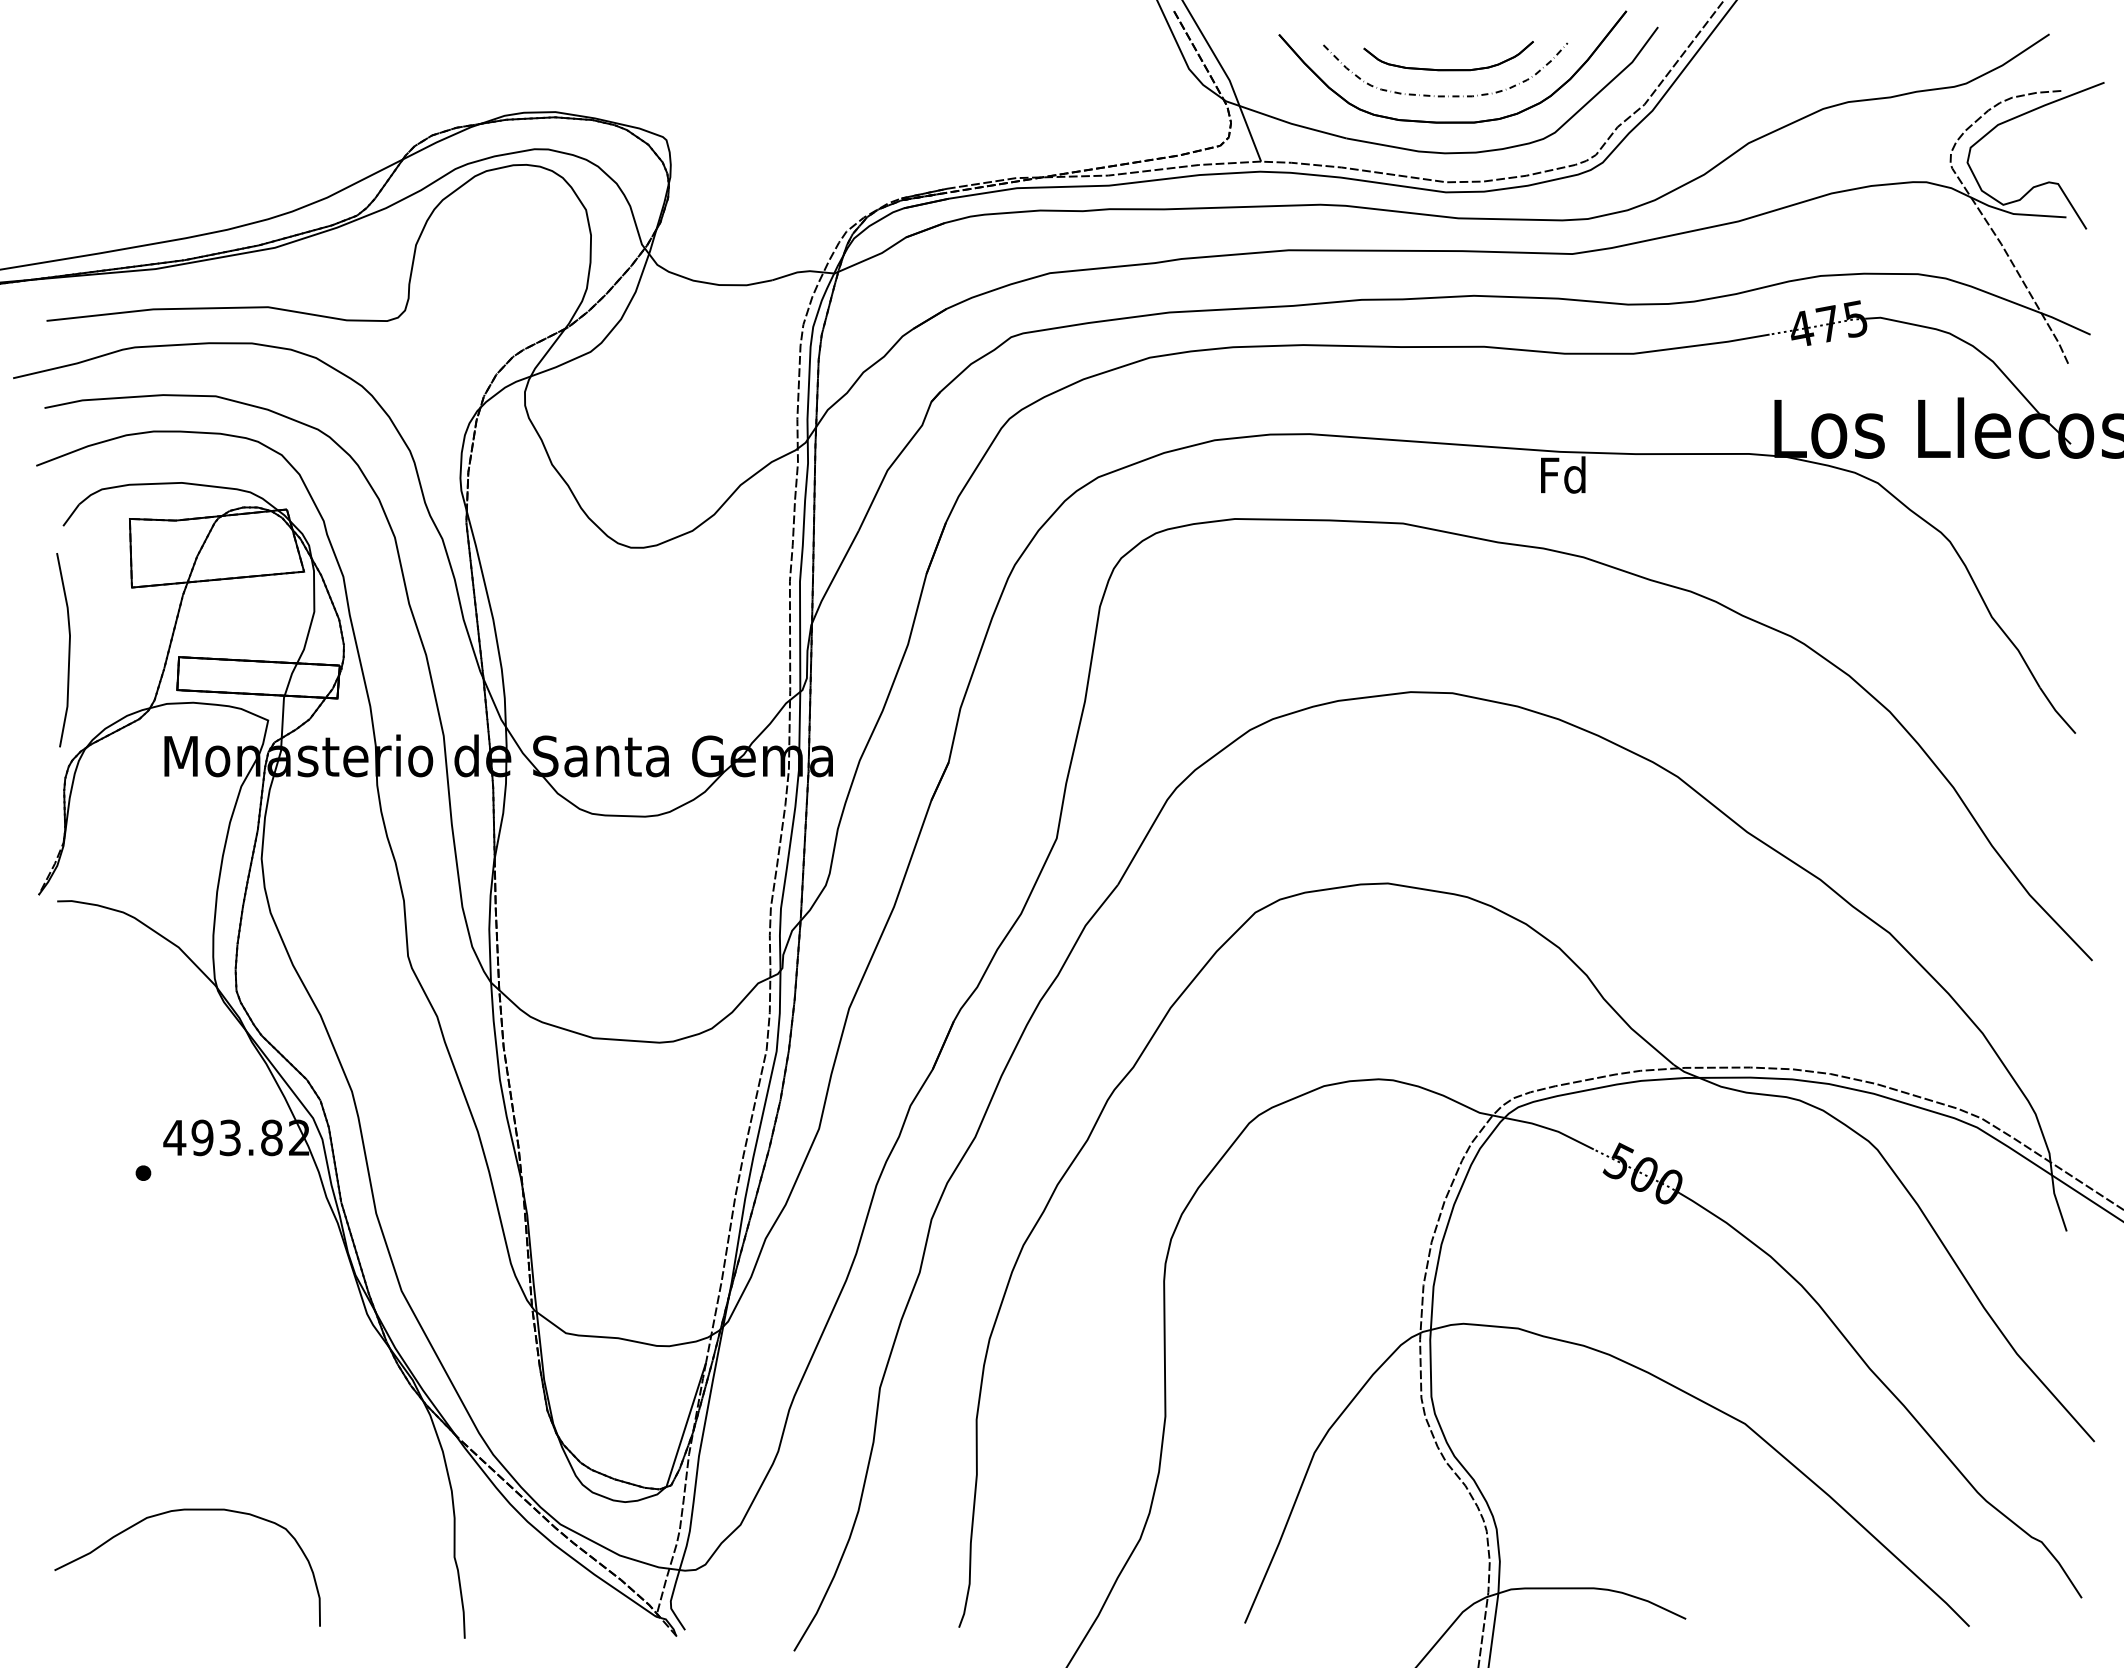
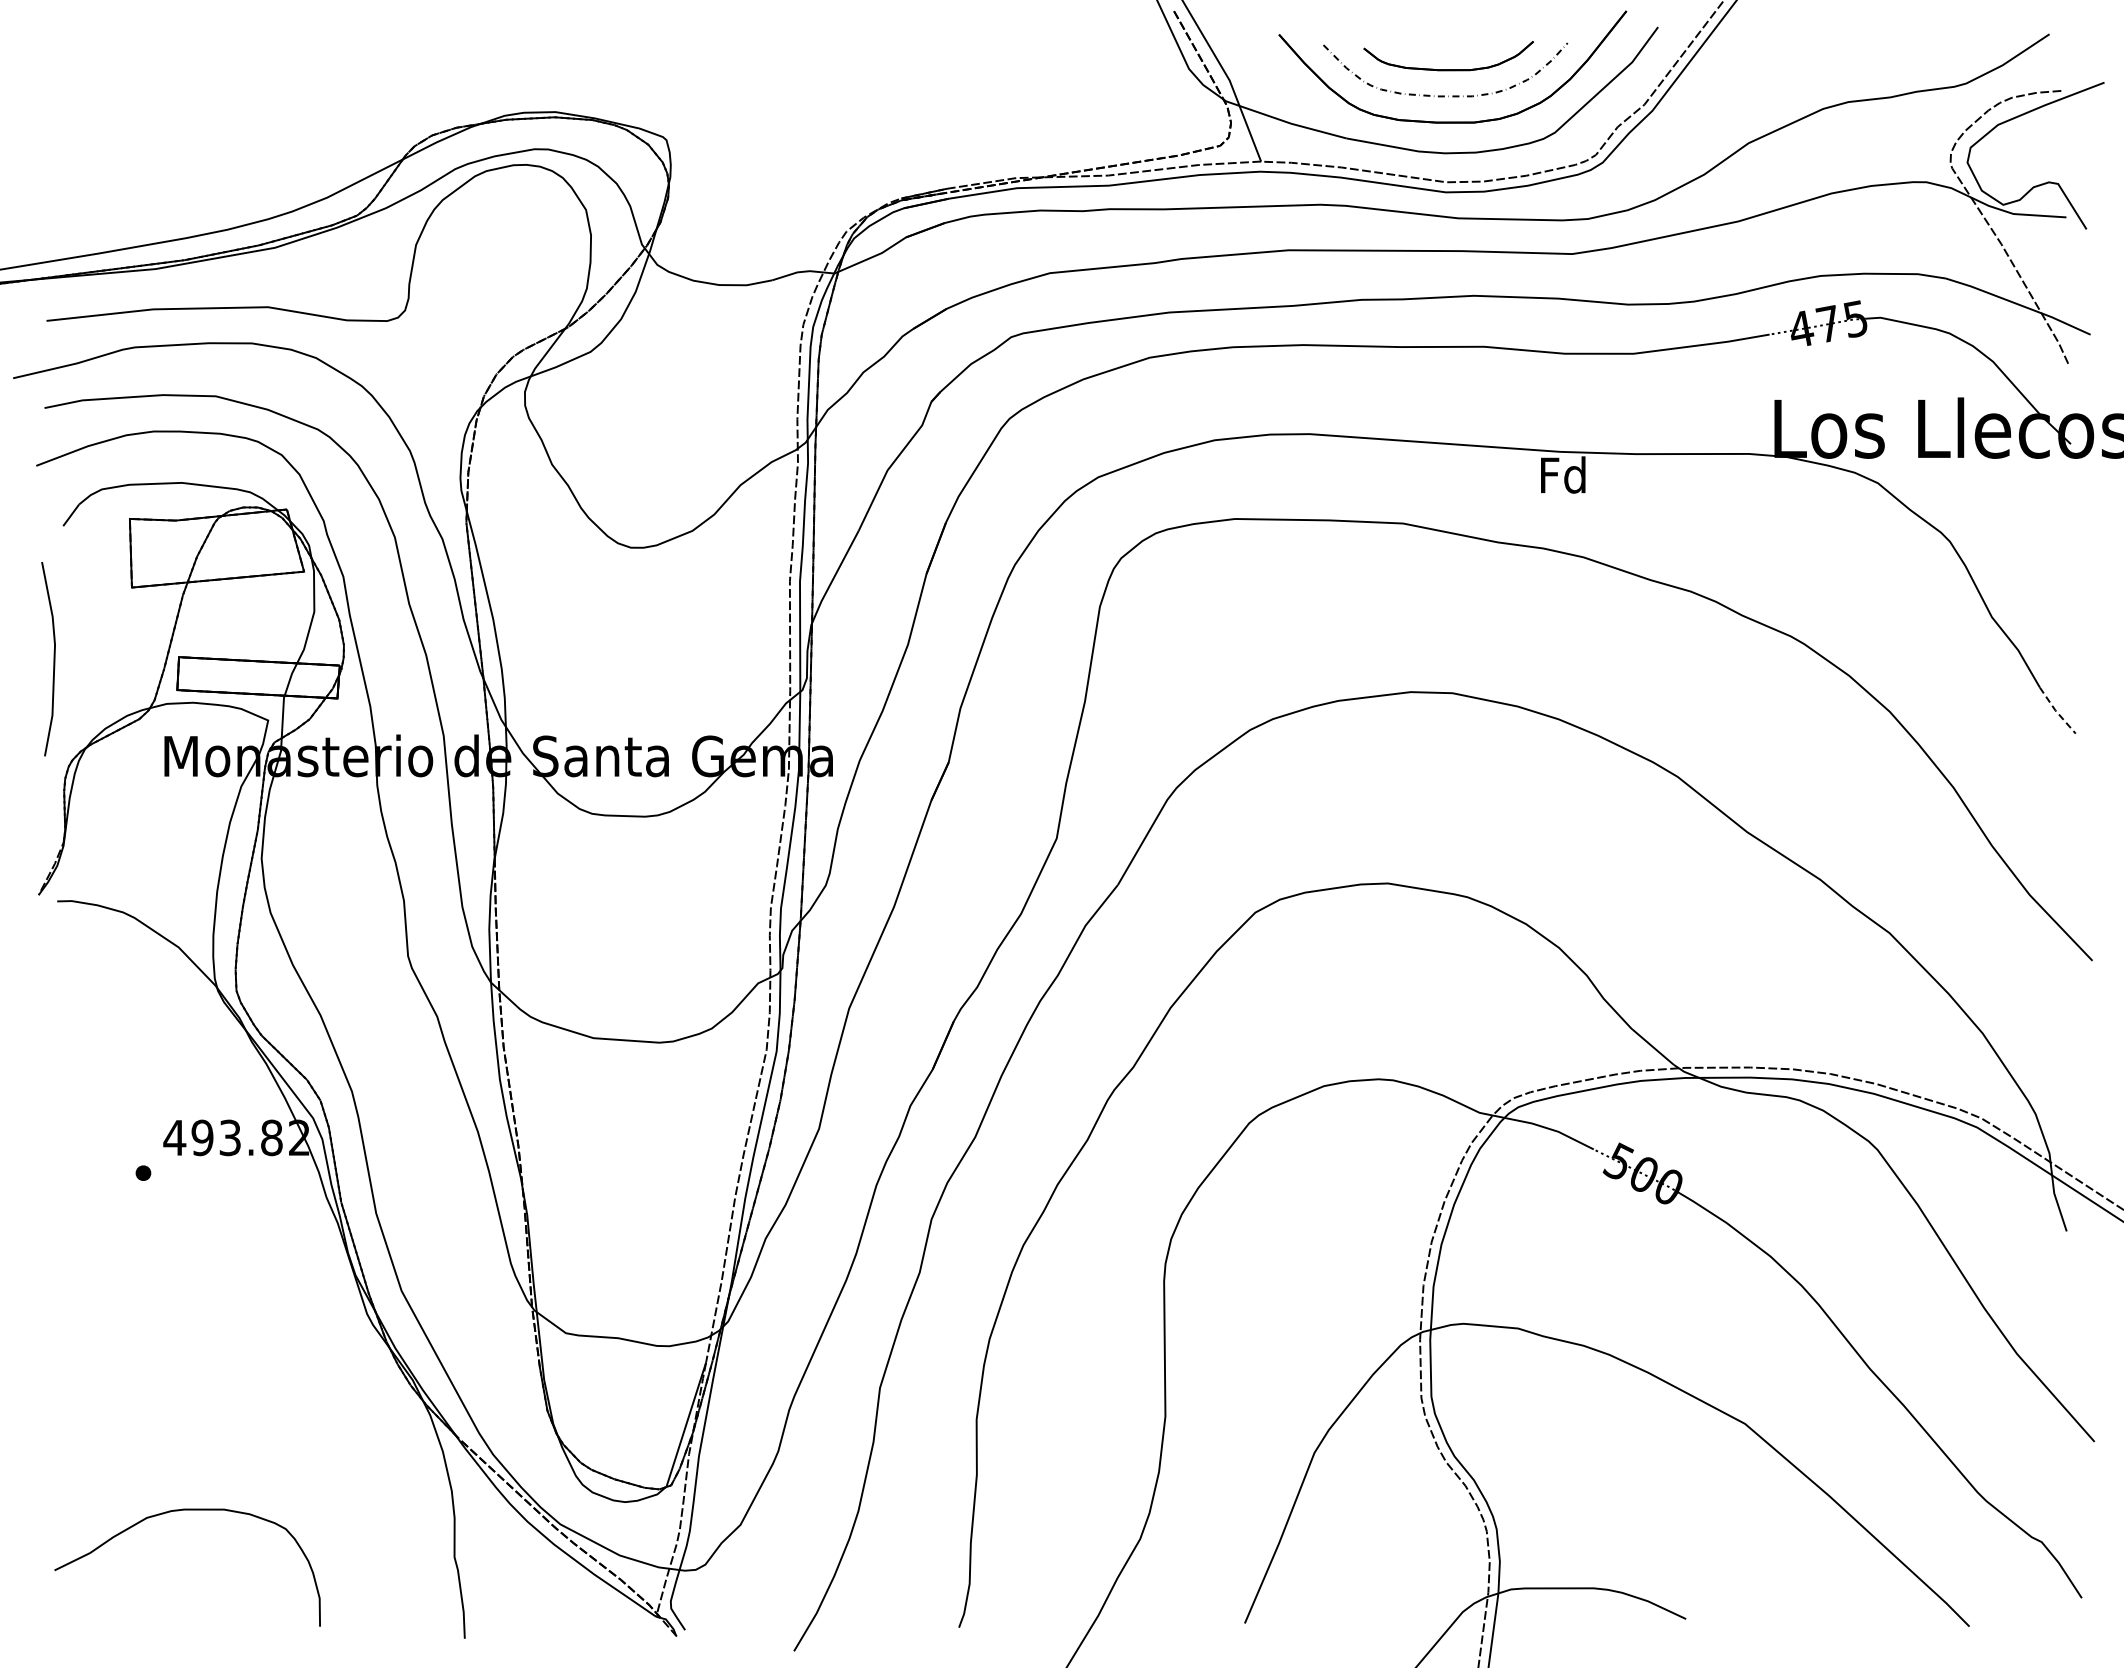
line position: (68, 650) -> (53, 659) (53, 659)
line: solid -> dashed (2056, 711)
